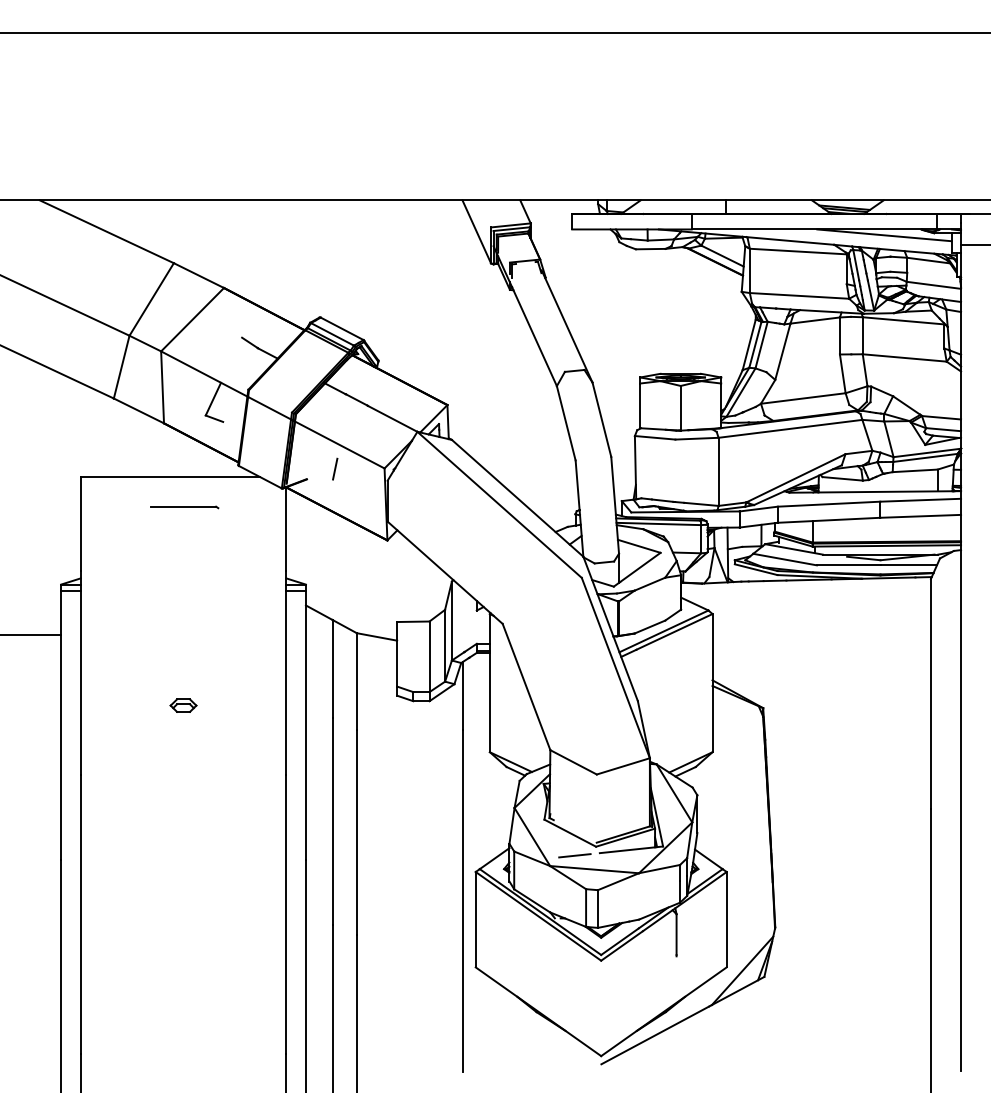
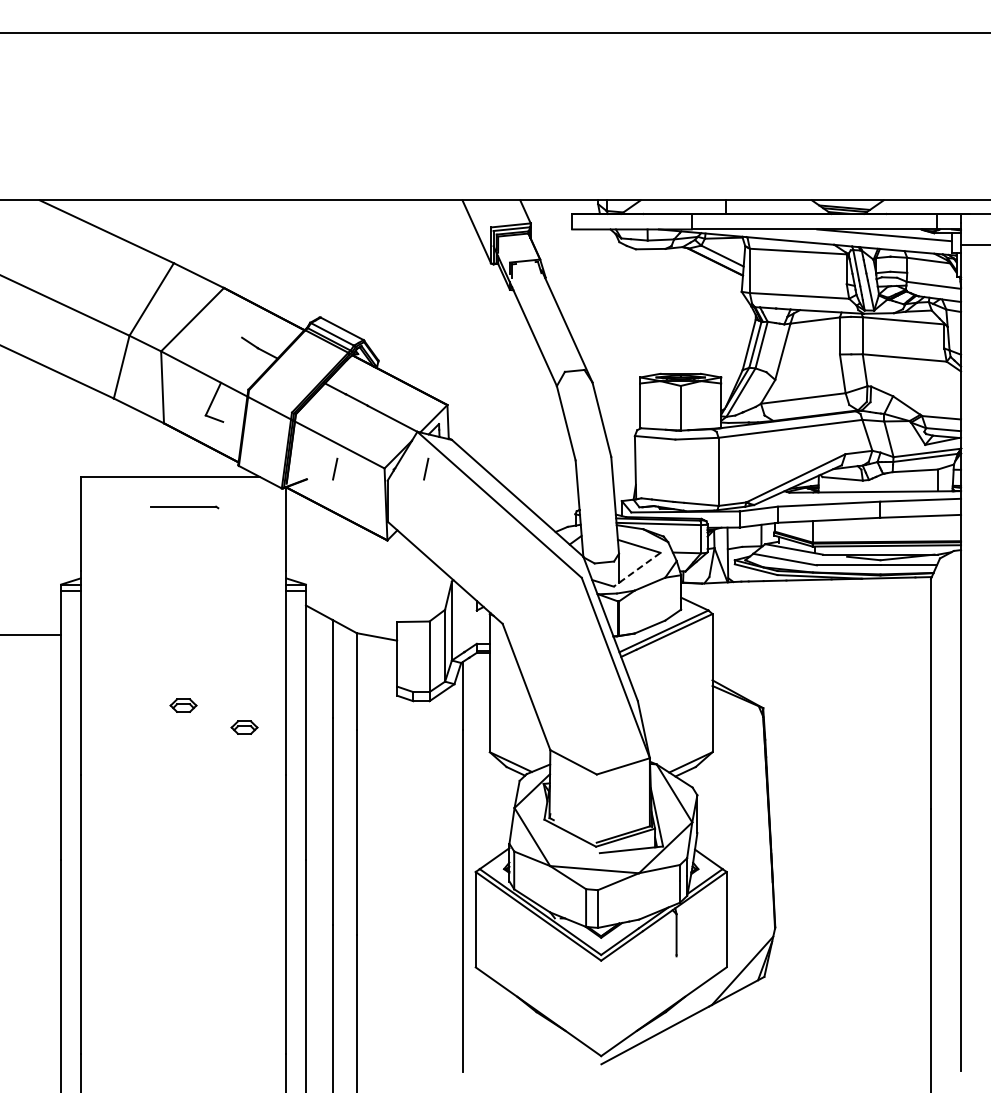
line: none -> present (426, 468)
line: solid -> dashed (637, 569)
part: none -> present (244, 727)
line: present -> none (574, 855)
